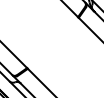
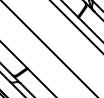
line: none -> present (75, 26)
line: none -> present (48, 48)
